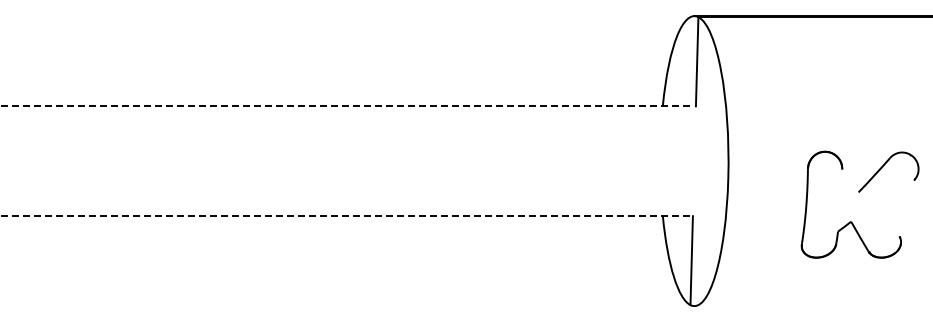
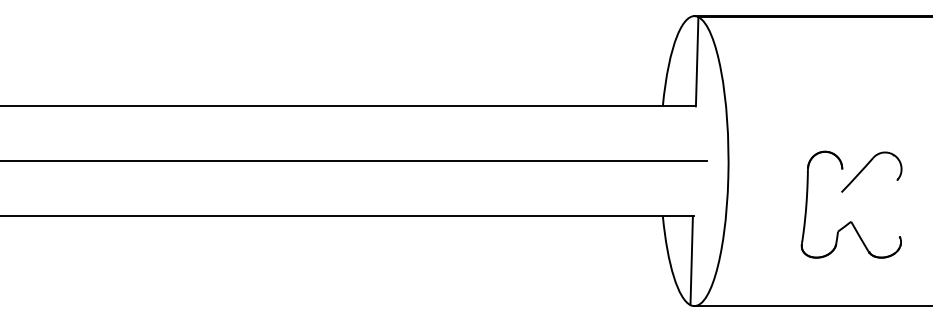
line: dashed -> solid (347, 106)
line: none -> present (354, 161)
part position: (883, 167) -> (866, 167) (866, 167)
line: dashed -> solid (347, 216)
line: none -> present (811, 306)
